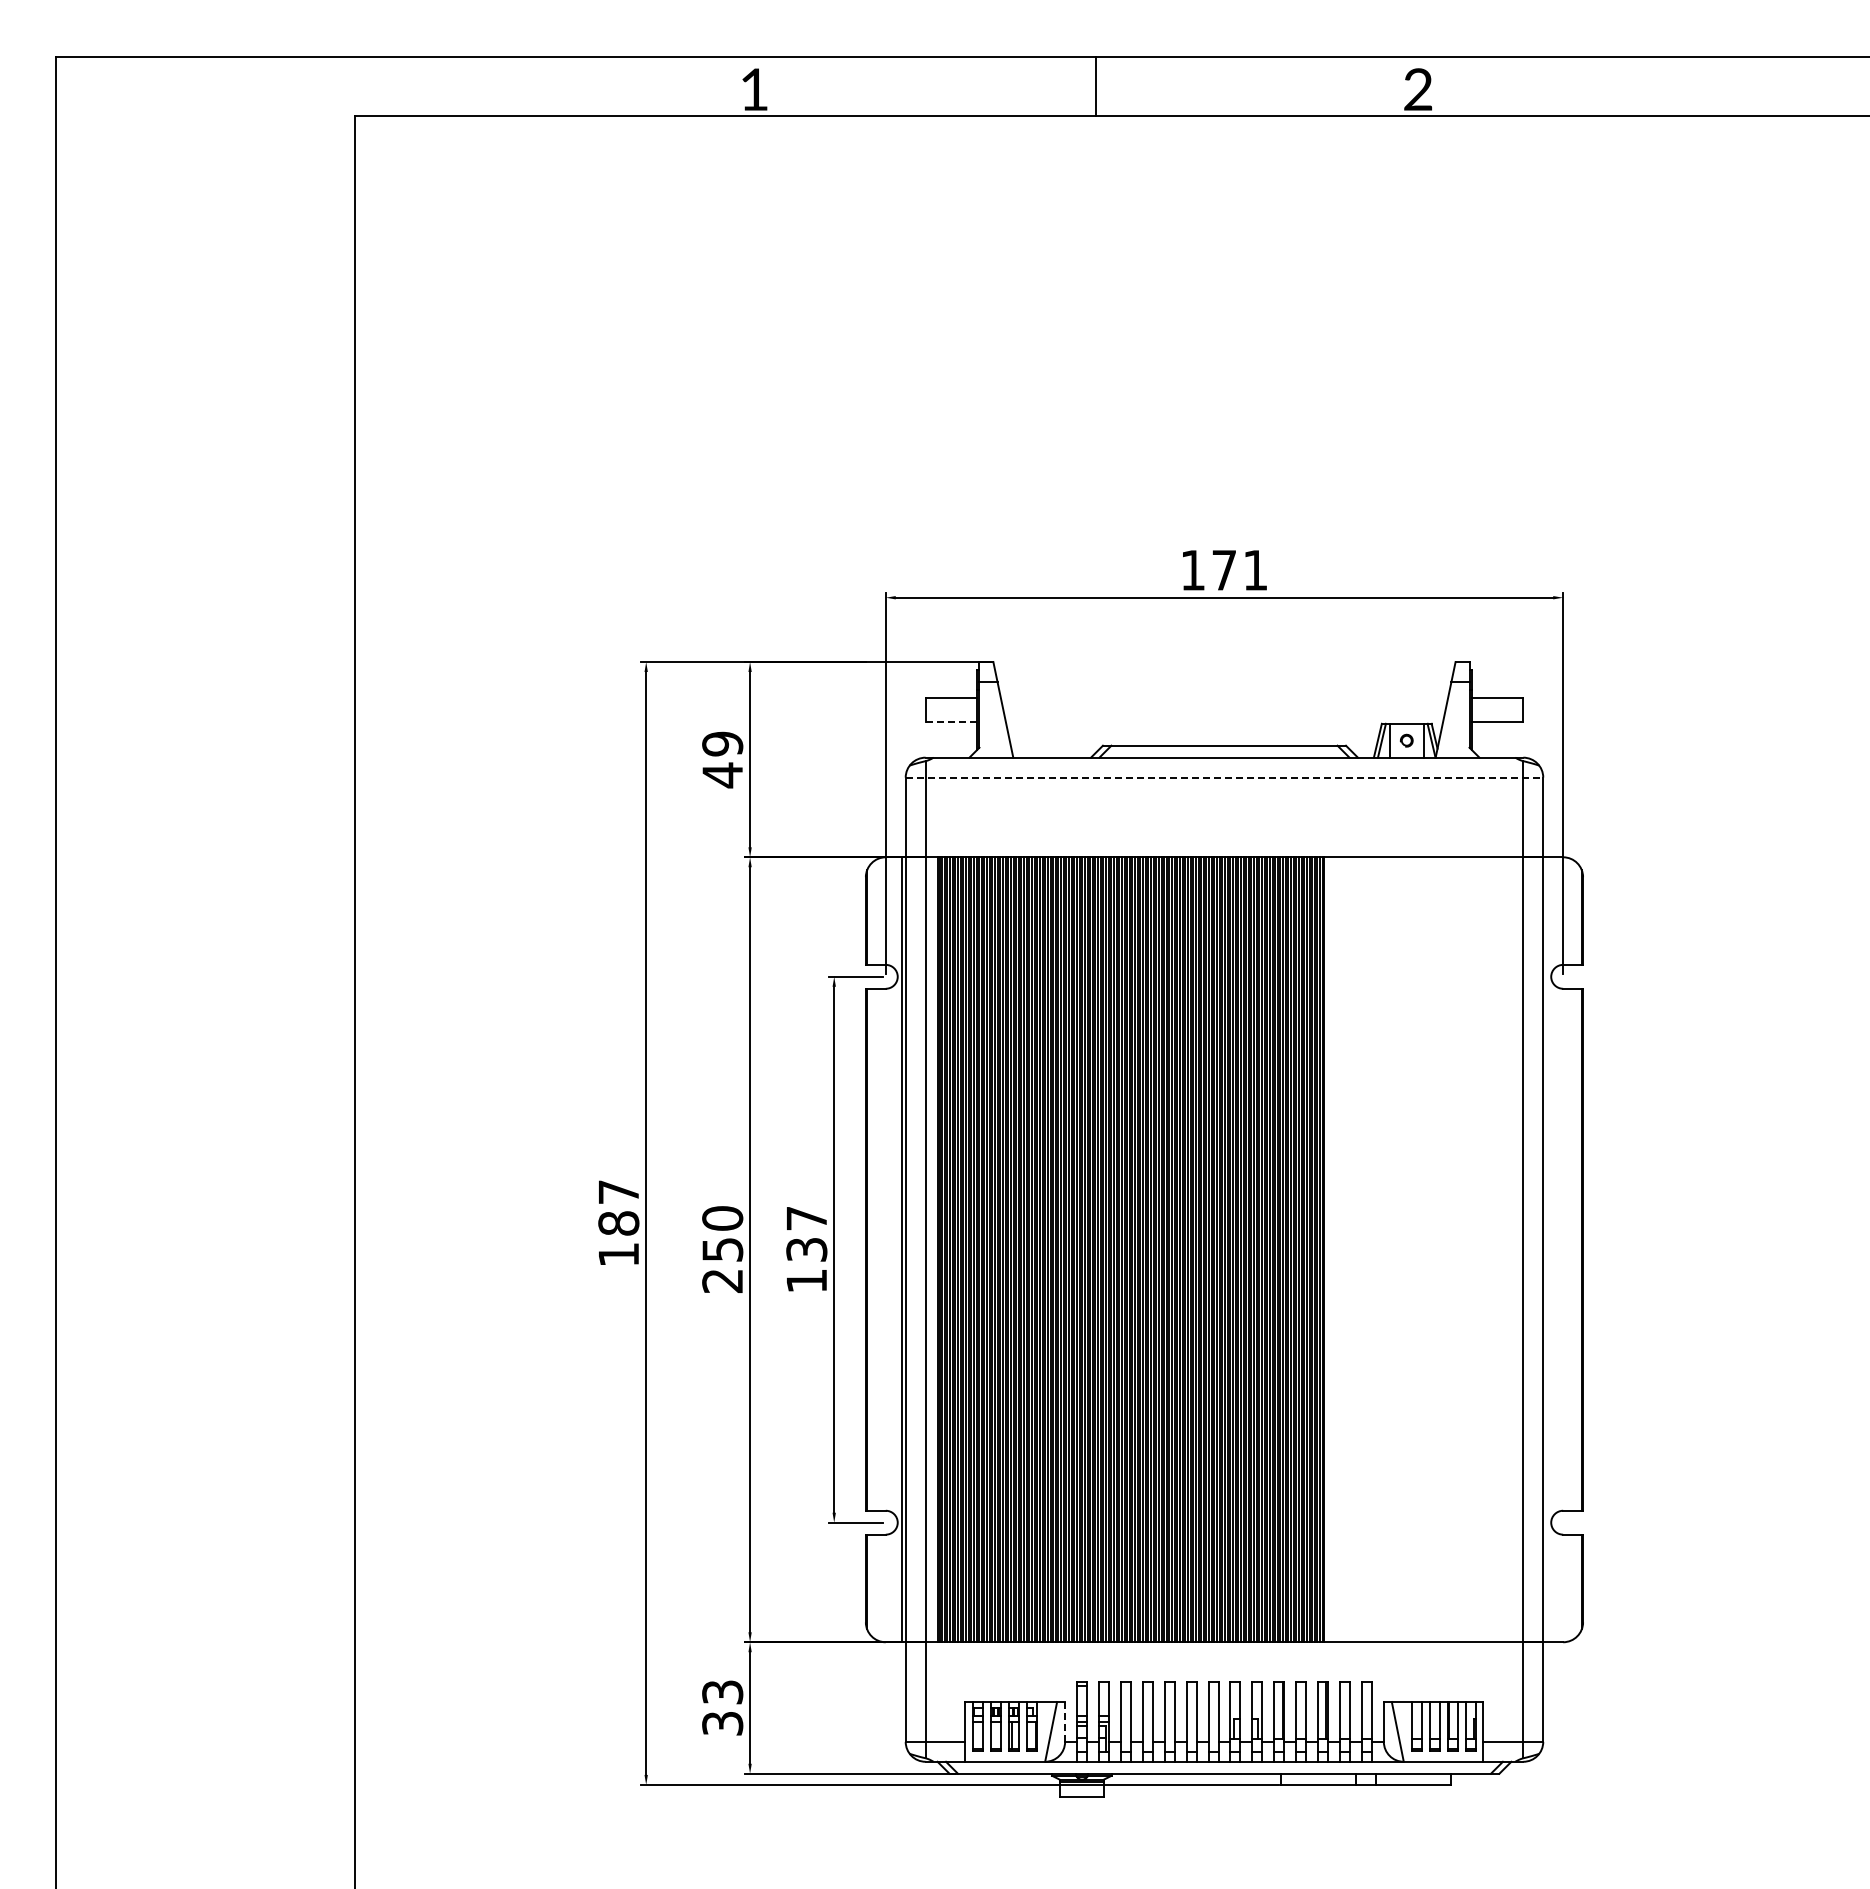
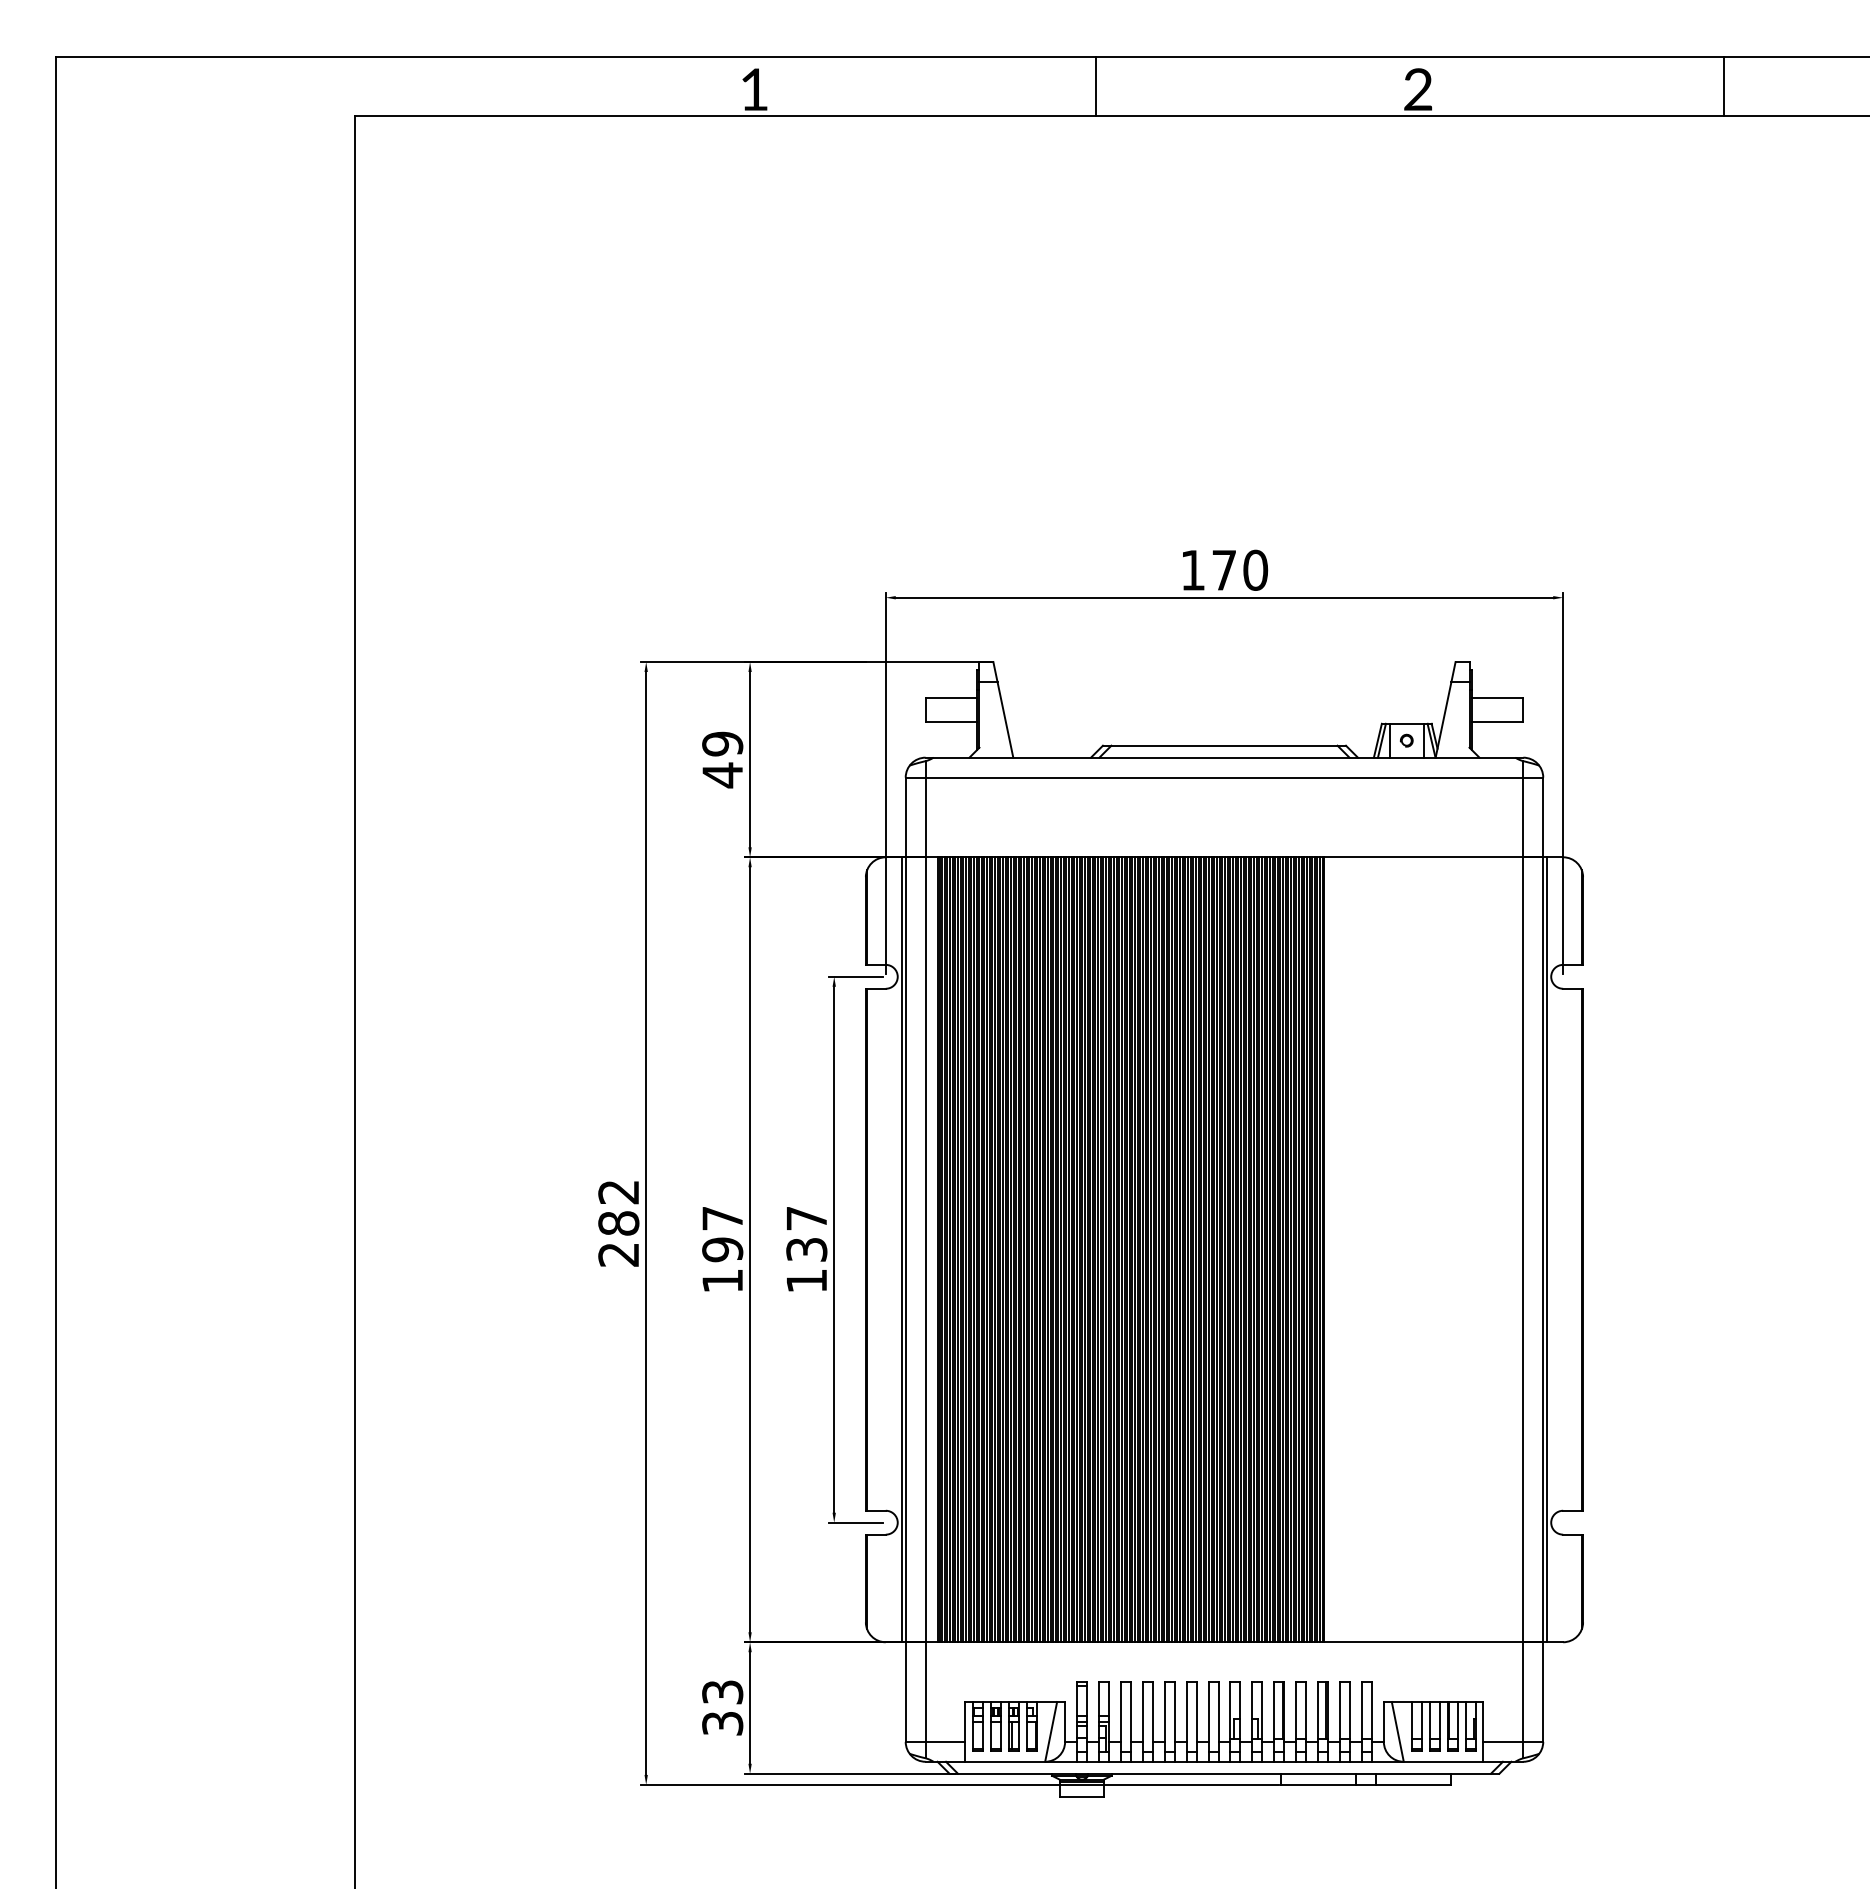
line: none -> present (1723, 86)
text: 171 -> 170 (1255, 569)
line: dashed -> solid (951, 721)
line: dashed -> solid (1224, 777)
text: 187 -> 282 (618, 1223)
text: 250 -> 197 (722, 1249)
line: none -> present (1547, 1249)
line: dashed -> solid (1065, 1721)
